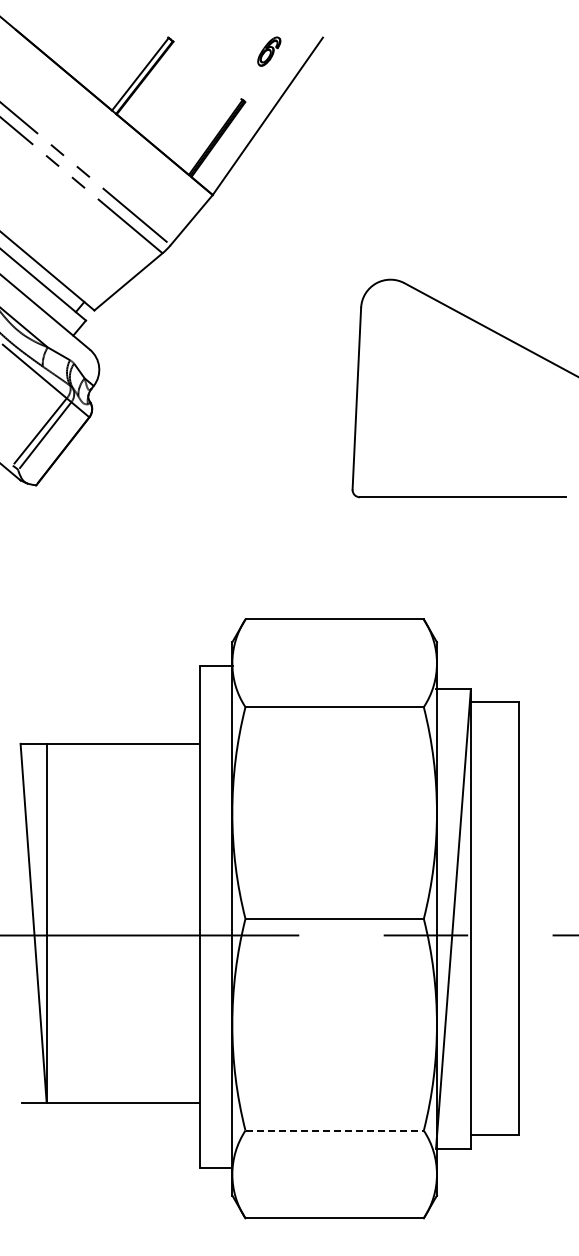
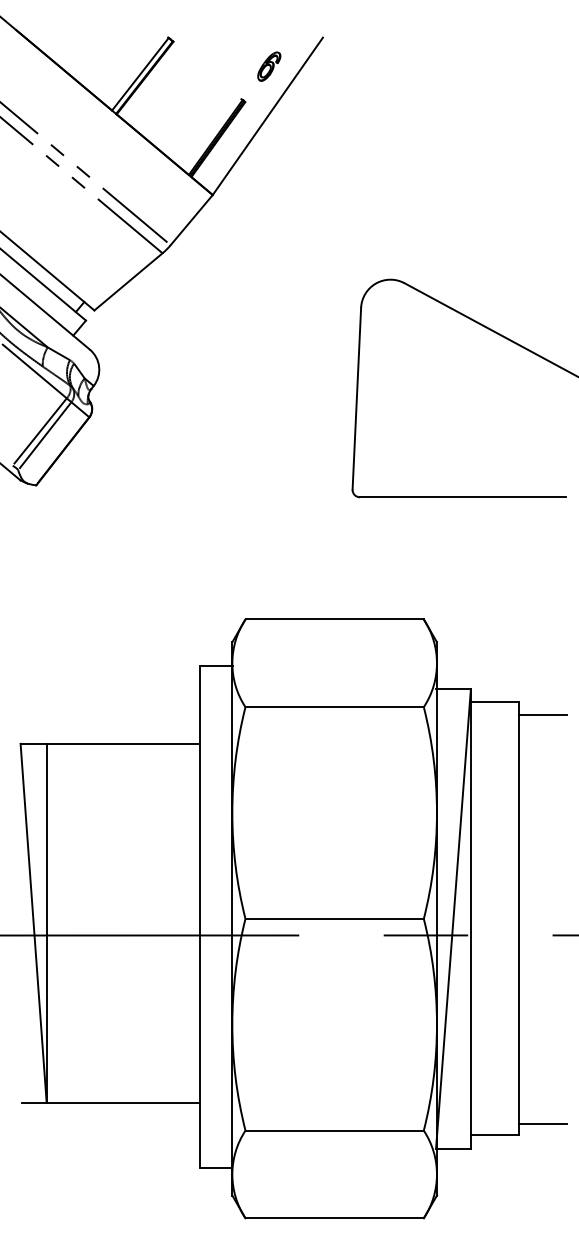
part position: (269, 51) -> (269, 66) (269, 66)
line: none -> present (542, 714)
line: none -> present (542, 1123)
line: dashed -> solid (335, 1130)
